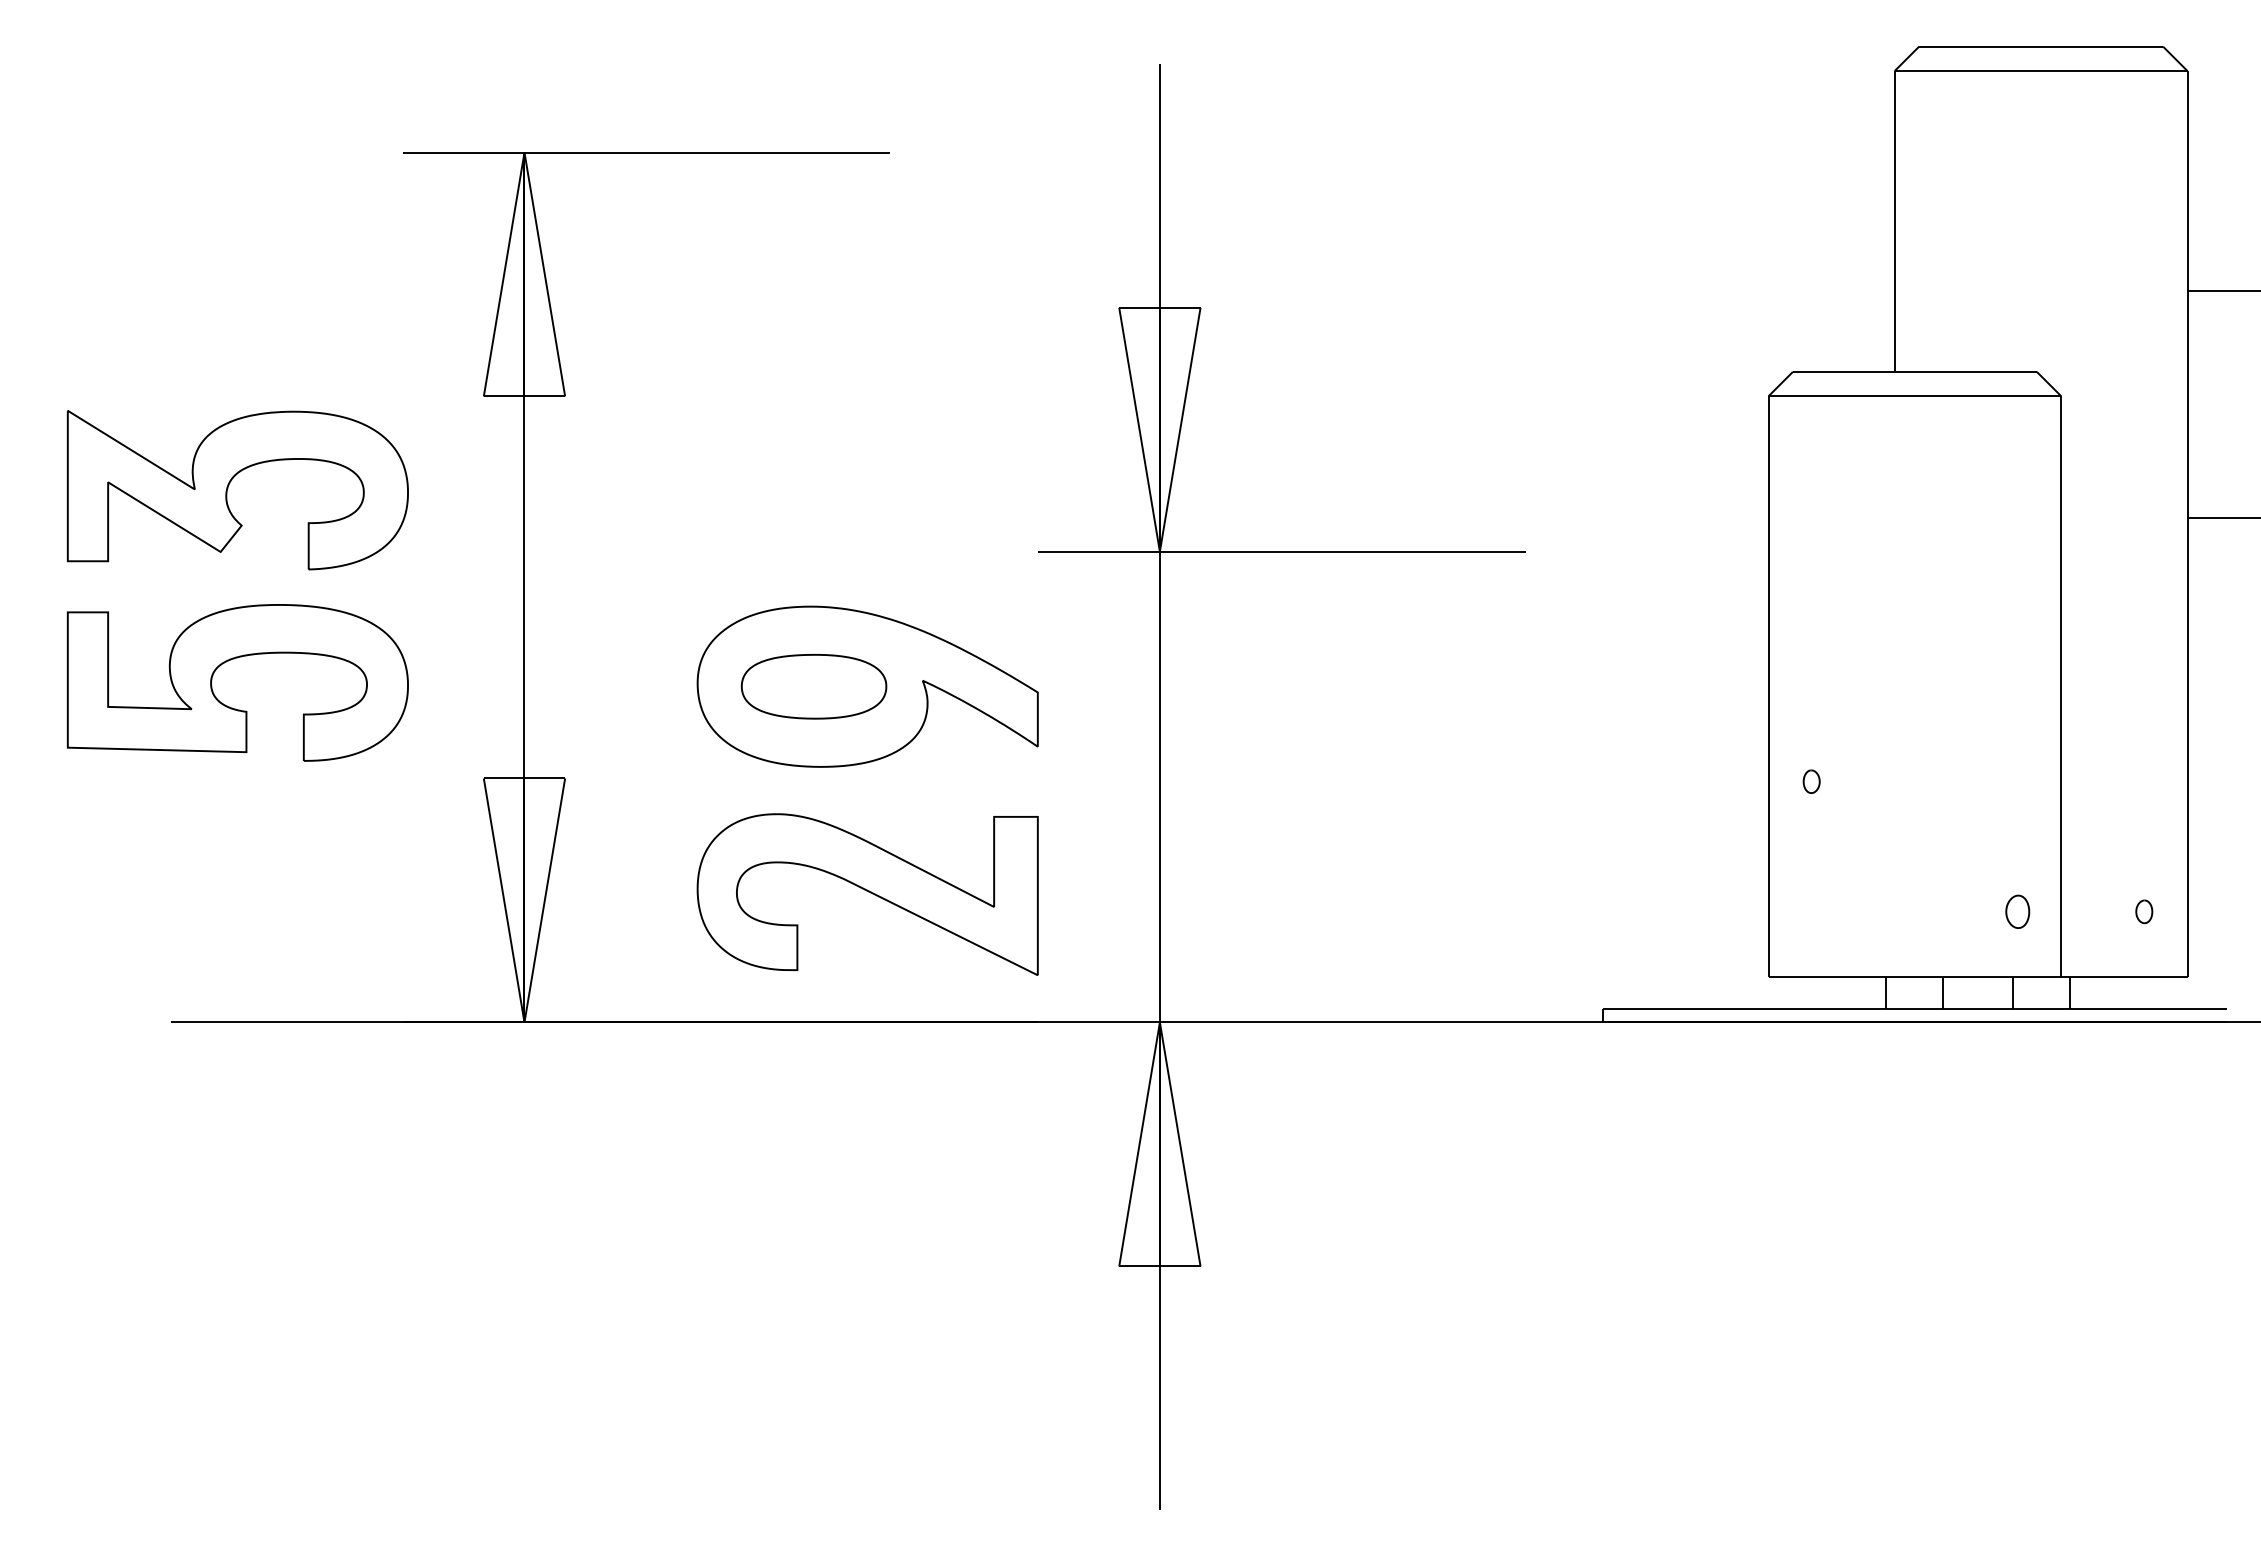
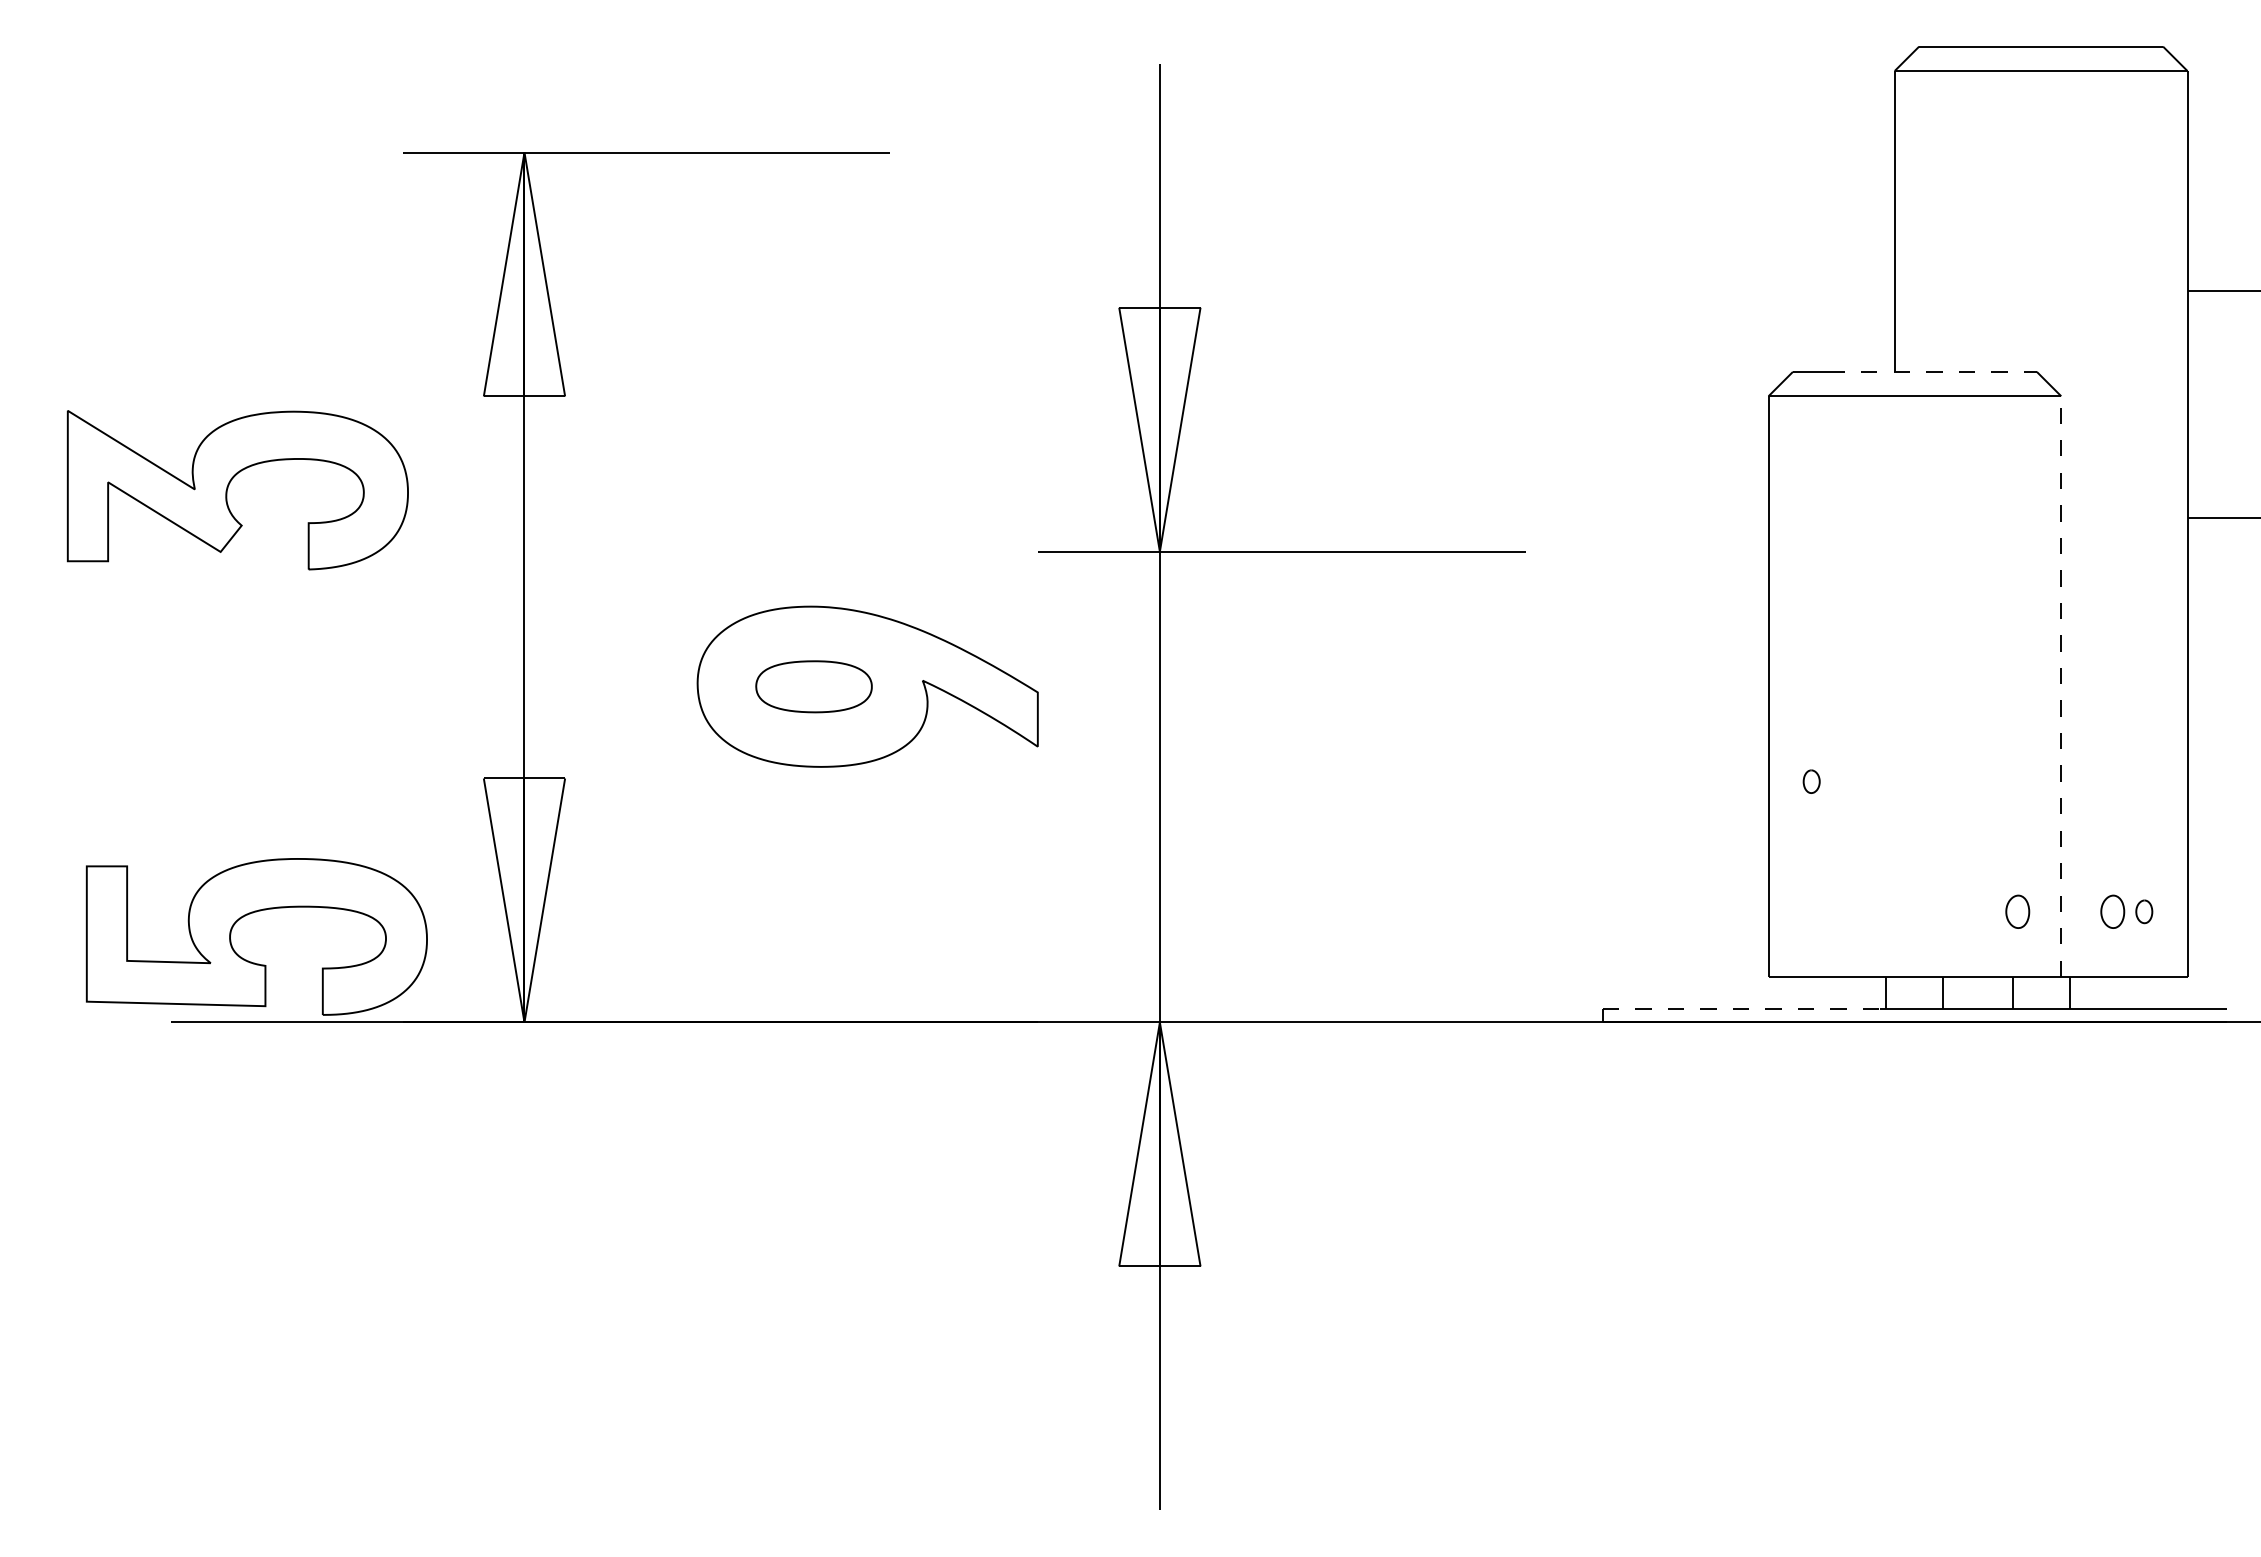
line: solid -> dashed (1933, 371)
part position: (231, 660) -> (250, 914) (250, 914)
part size: 148x66 px -> 118x54 px (813, 686)
line: solid -> dashed (2061, 686)
part: present -> none (867, 894)
part: none -> present (2112, 911)
line: solid -> dashed (1741, 1009)
